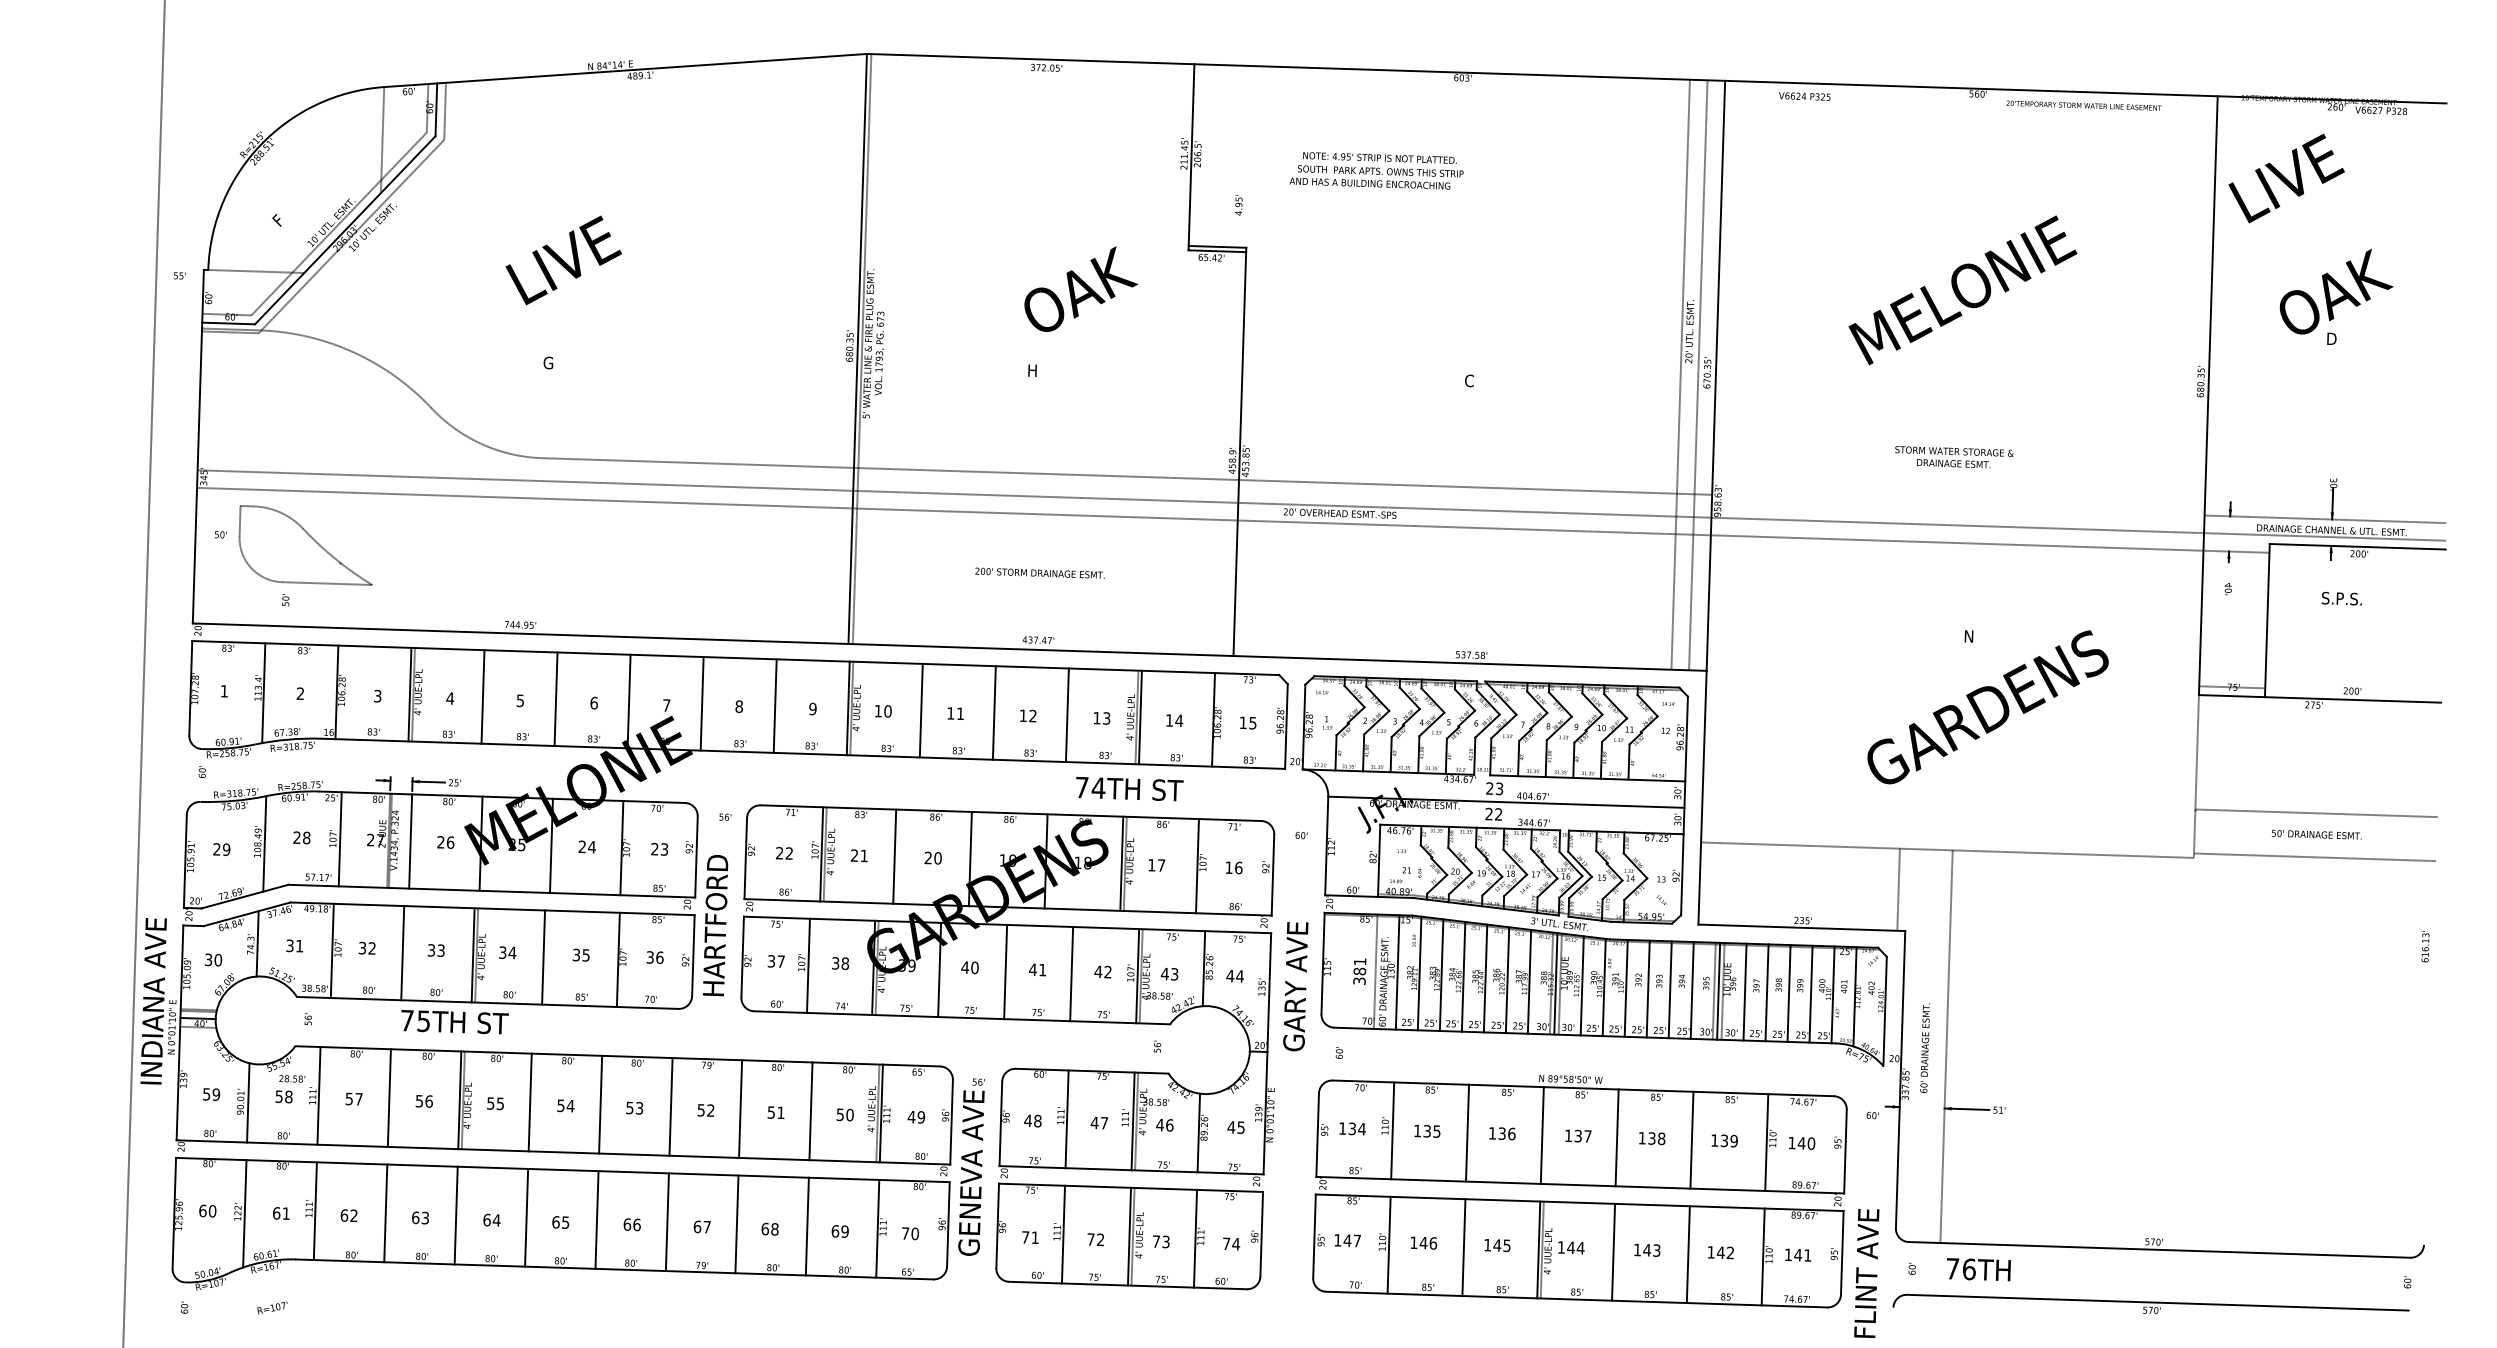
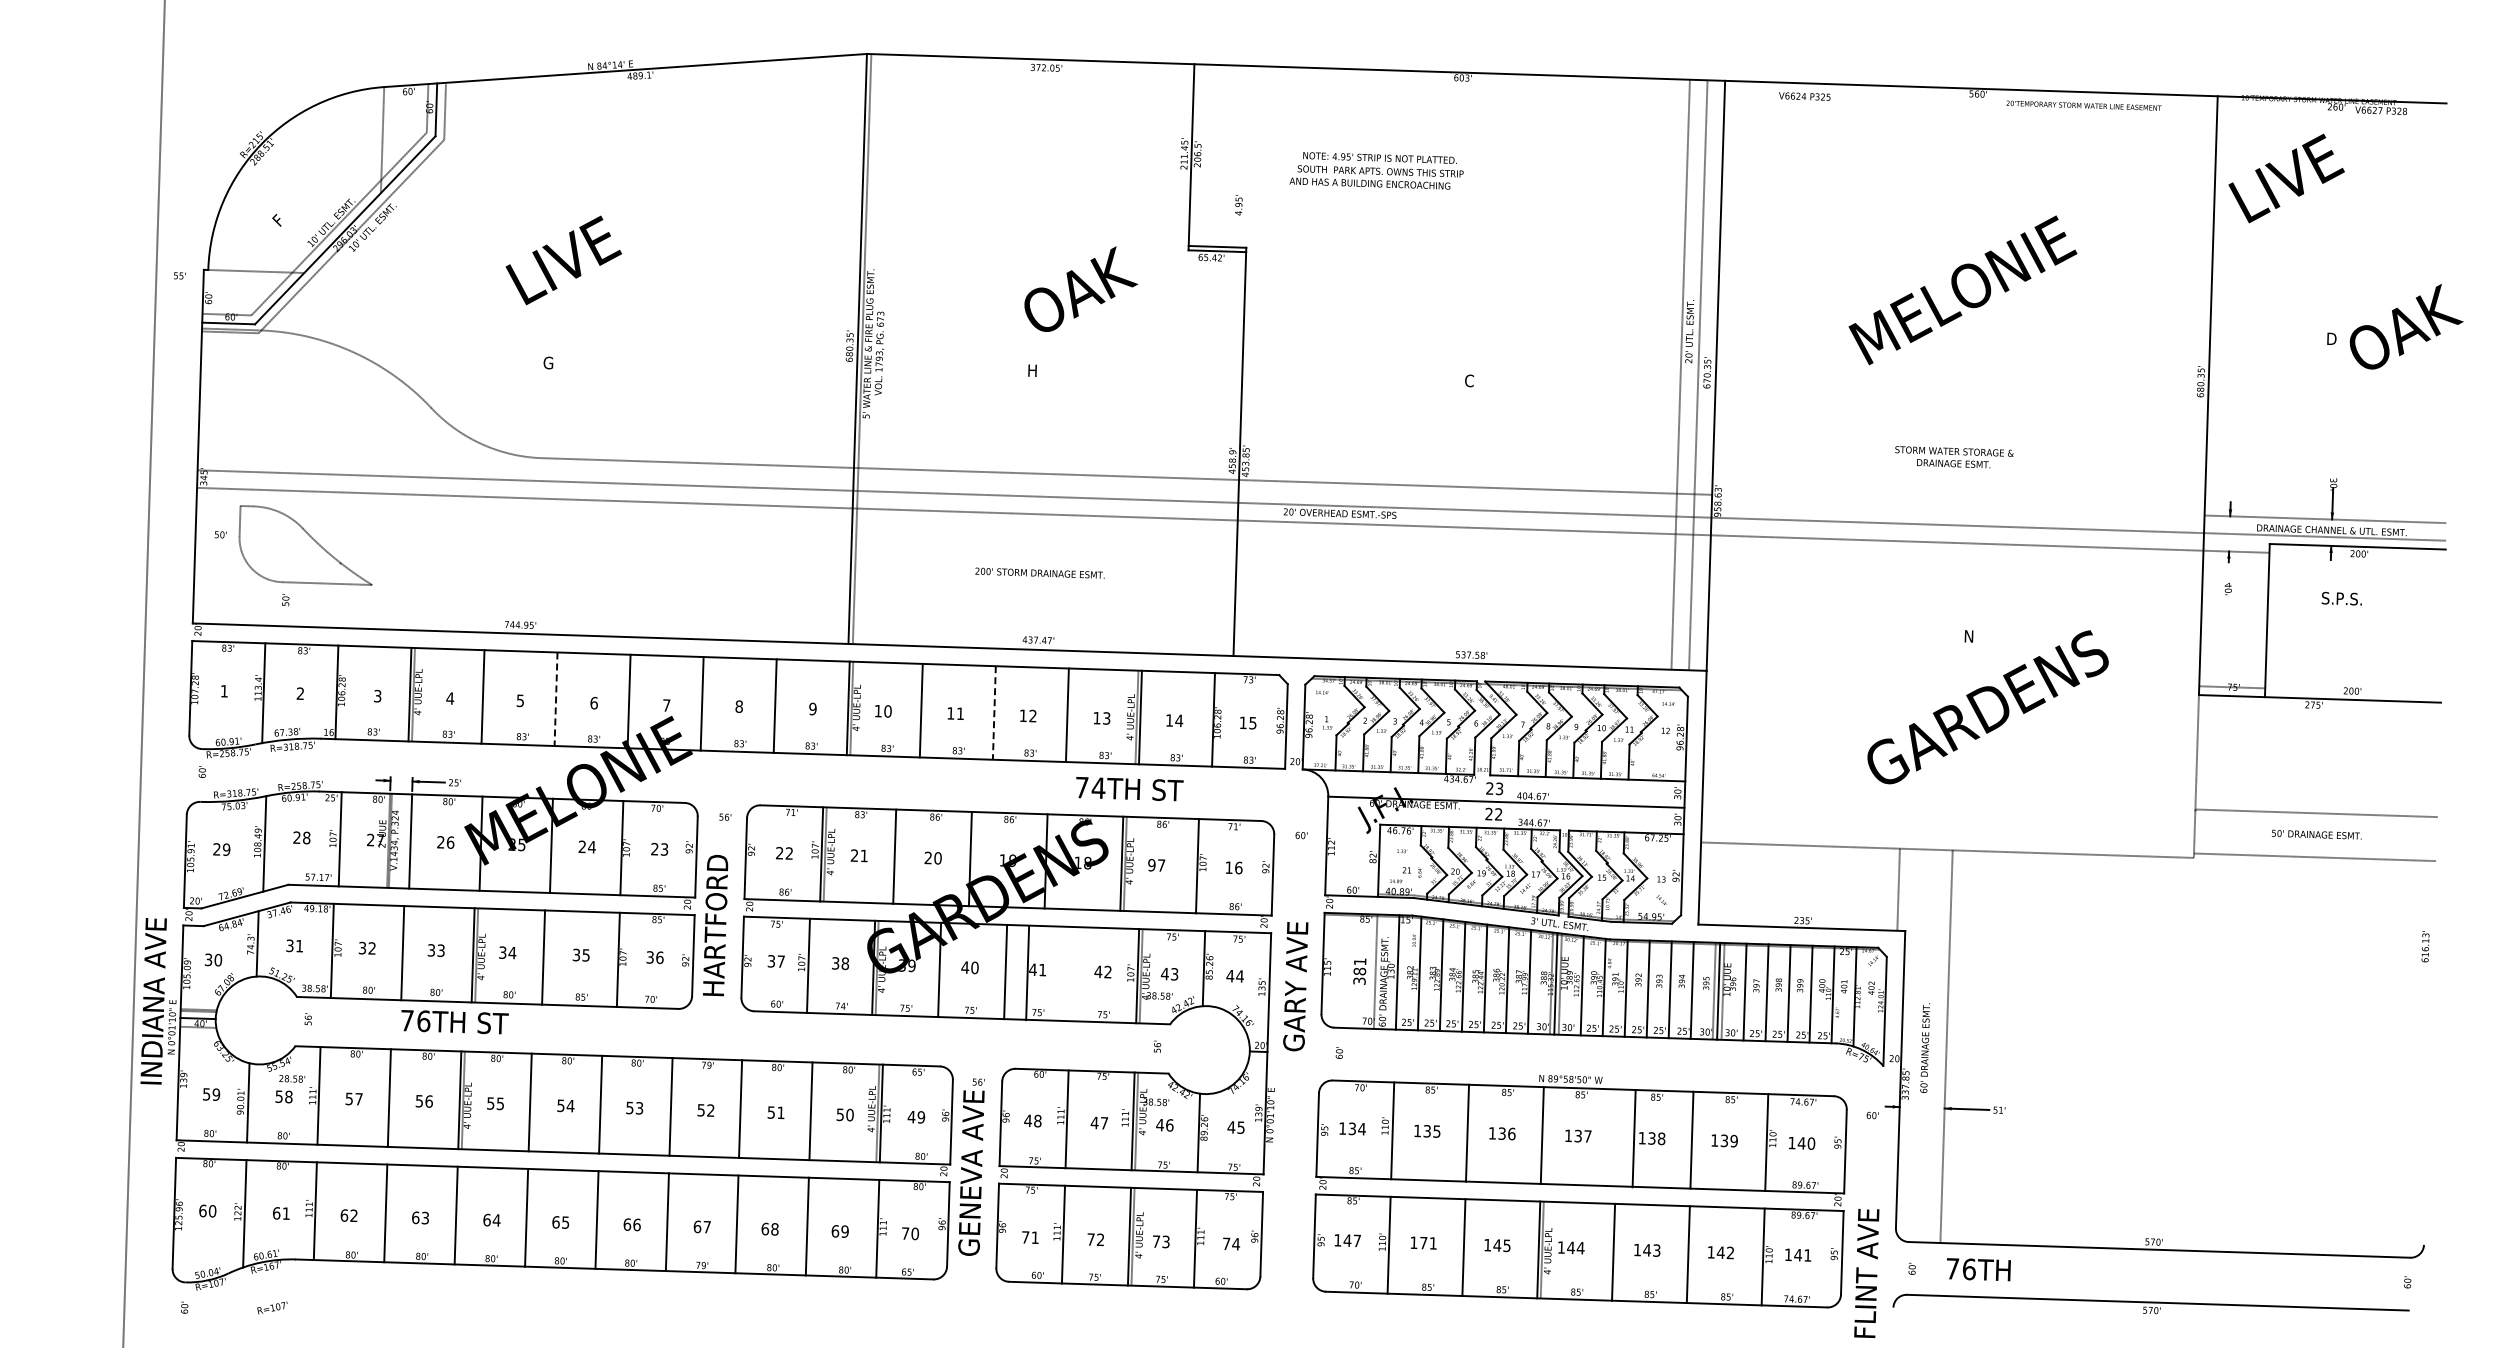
text position: (2336, 291) -> (2406, 326) (2406, 326)
line: solid -> dashed (556, 699)
line: solid -> dashed (994, 712)
text: 17 -> 97 (1151, 864)
line position: (1071, 974) -> (1027, 973) (1027, 973)
text: 75TH -> 76TH (423, 1021)
line position: (1616, 1137) -> (1633, 1138) (1633, 1138)
text: 146 -> 171 (1428, 1242)
